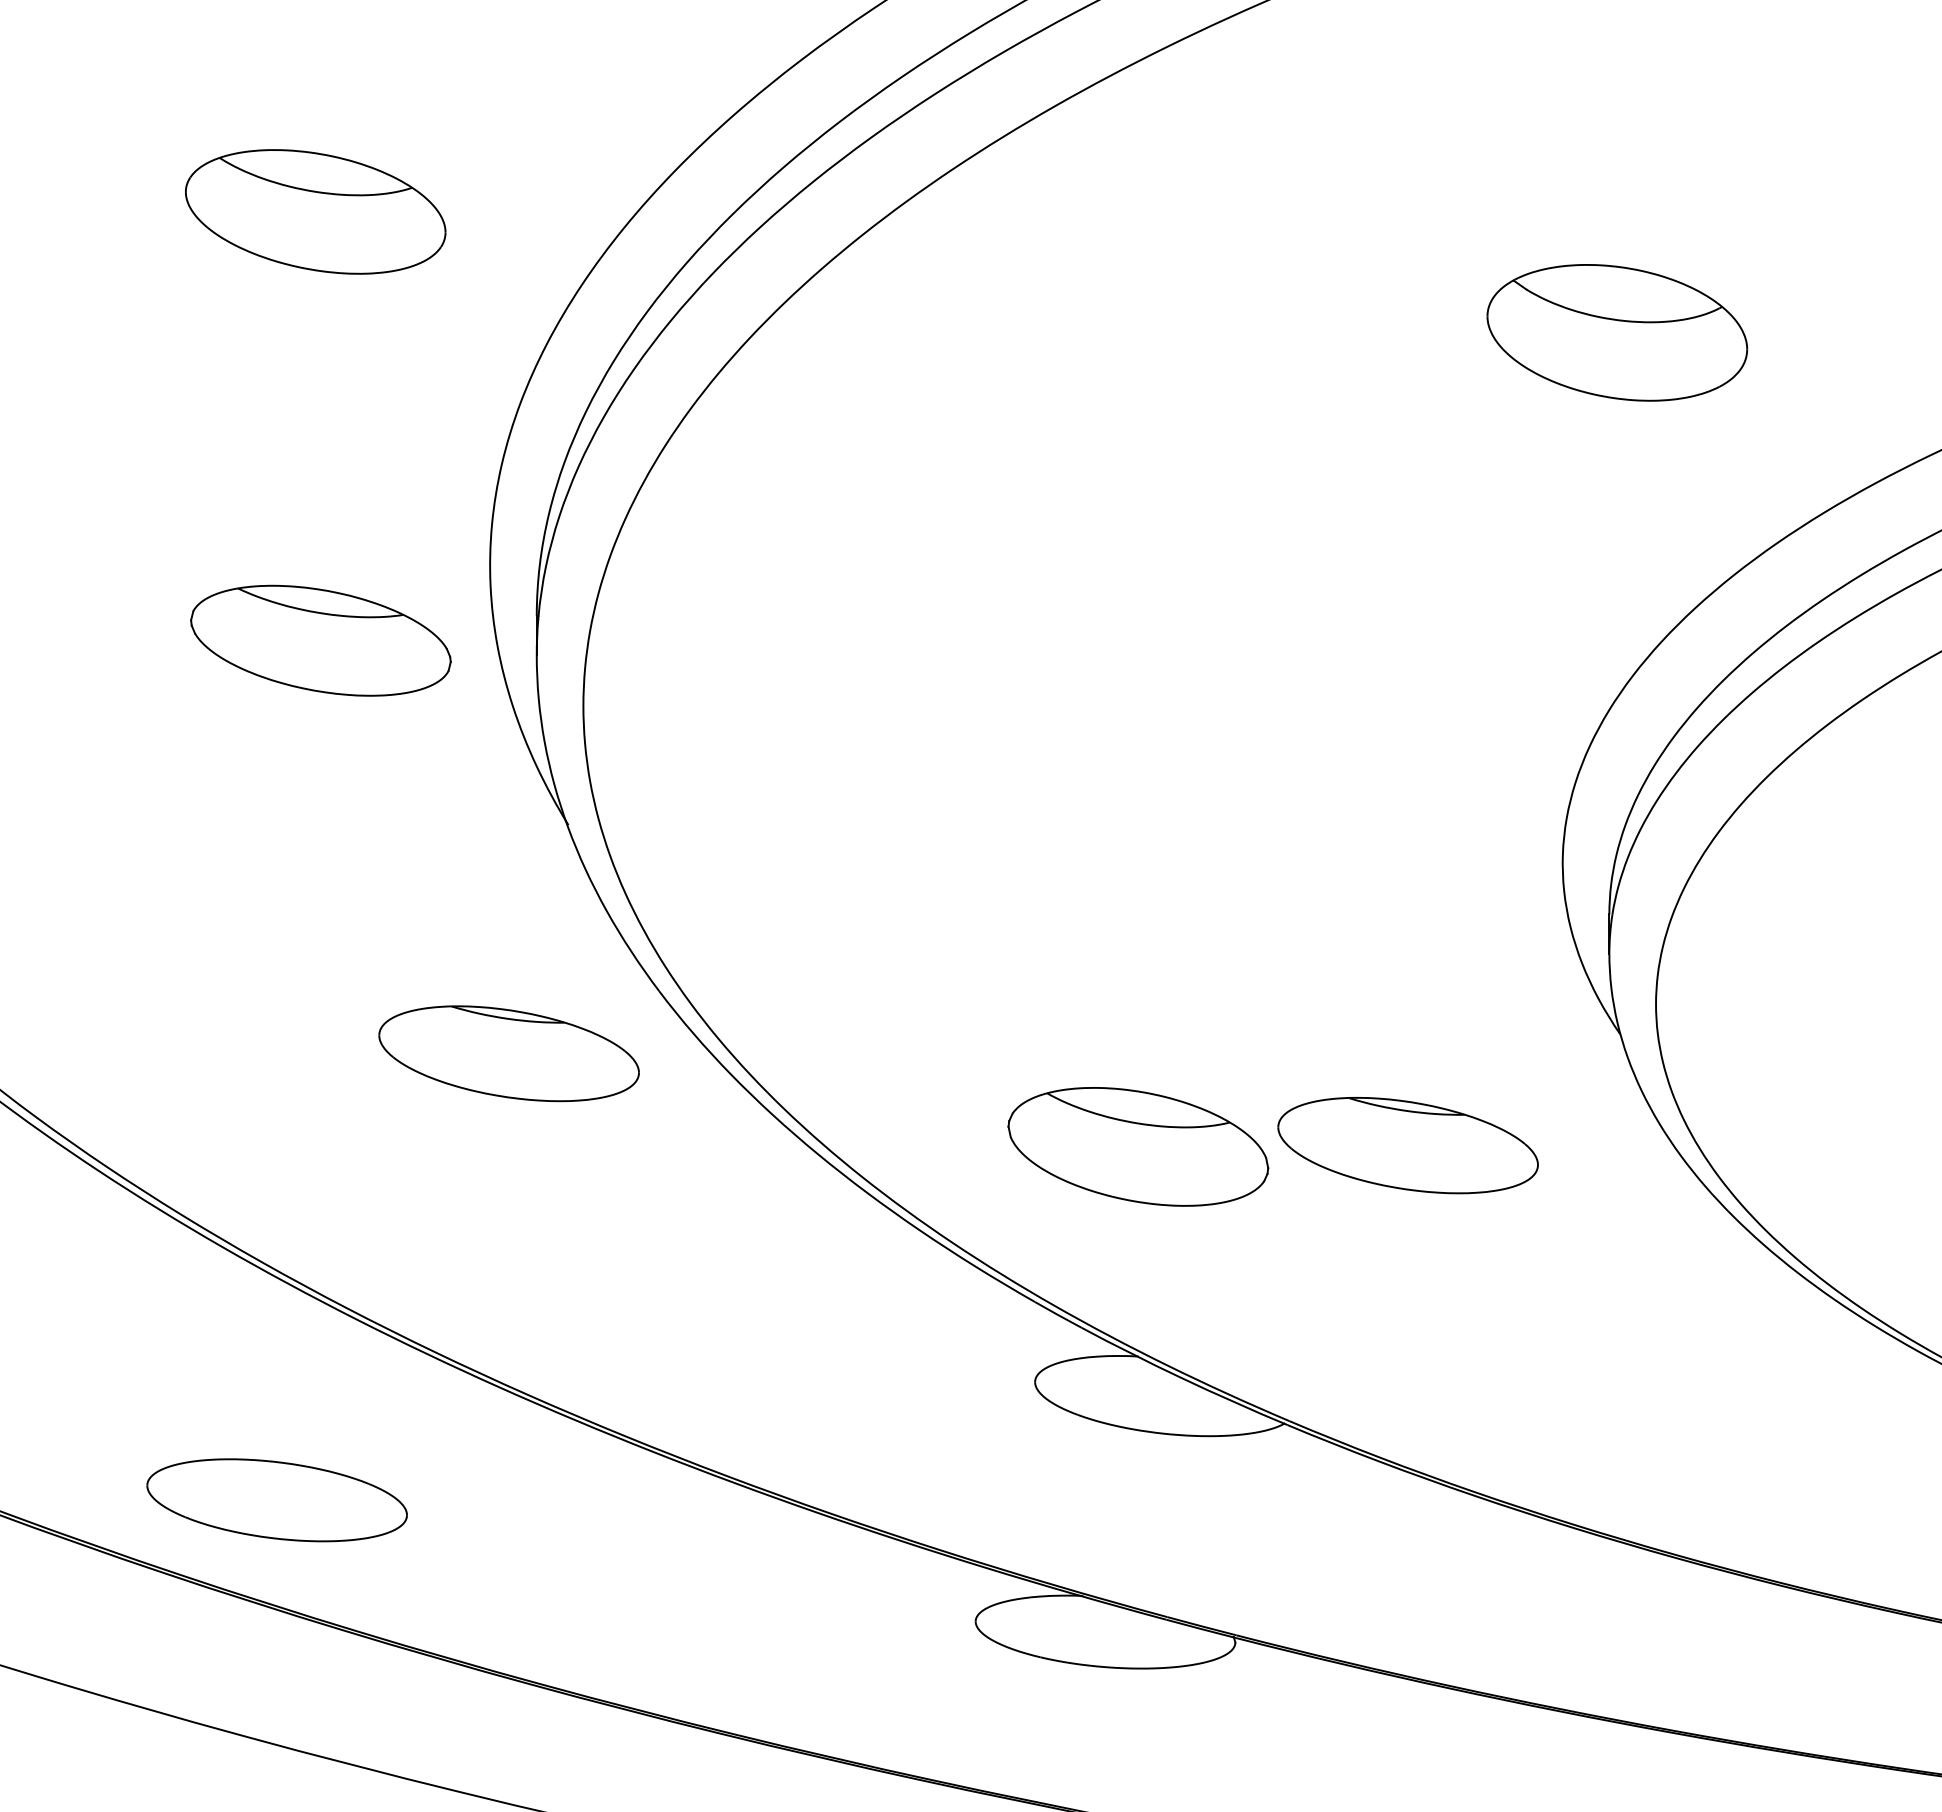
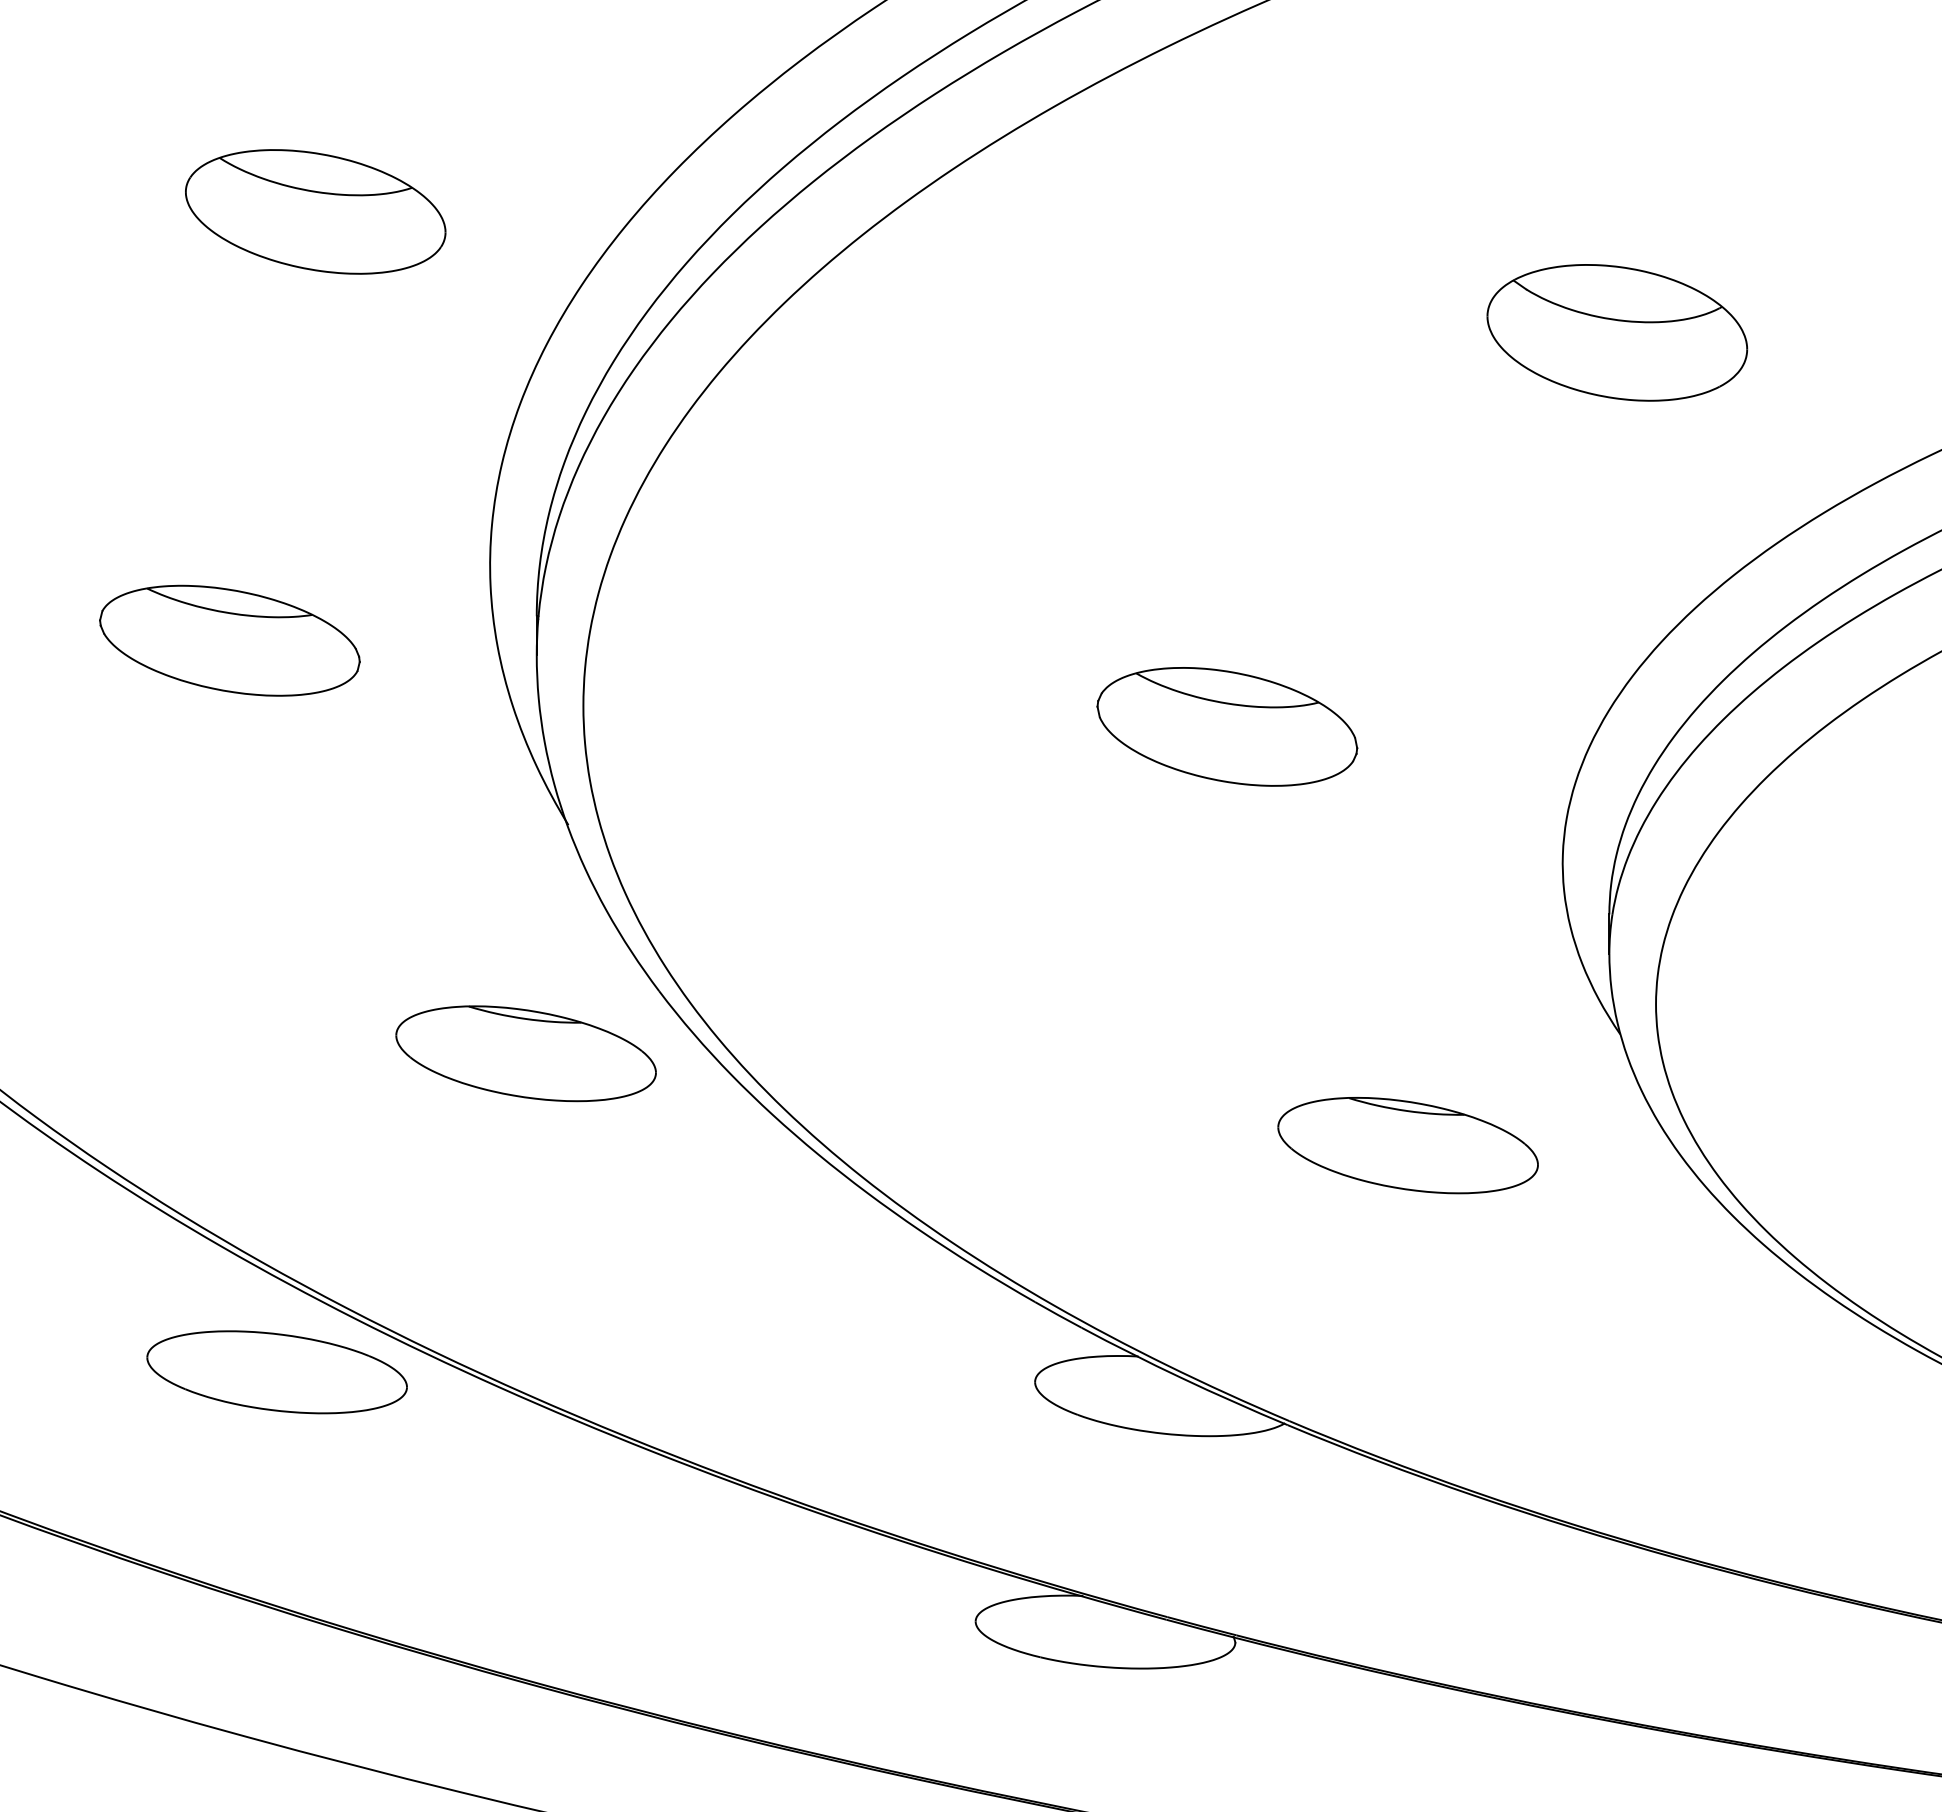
part position: (320, 640) -> (229, 640) (229, 640)
part position: (508, 1053) -> (525, 1053) (525, 1053)
part position: (1138, 1146) -> (1227, 726) (1227, 726)
part position: (276, 1500) -> (276, 1372) (276, 1372)
